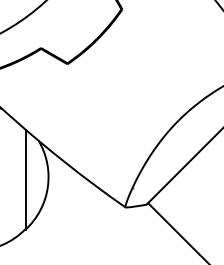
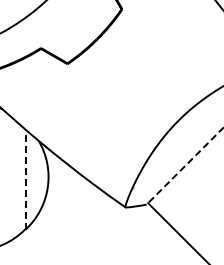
line: solid -> dashed (184, 166)
line: solid -> dashed (25, 179)
